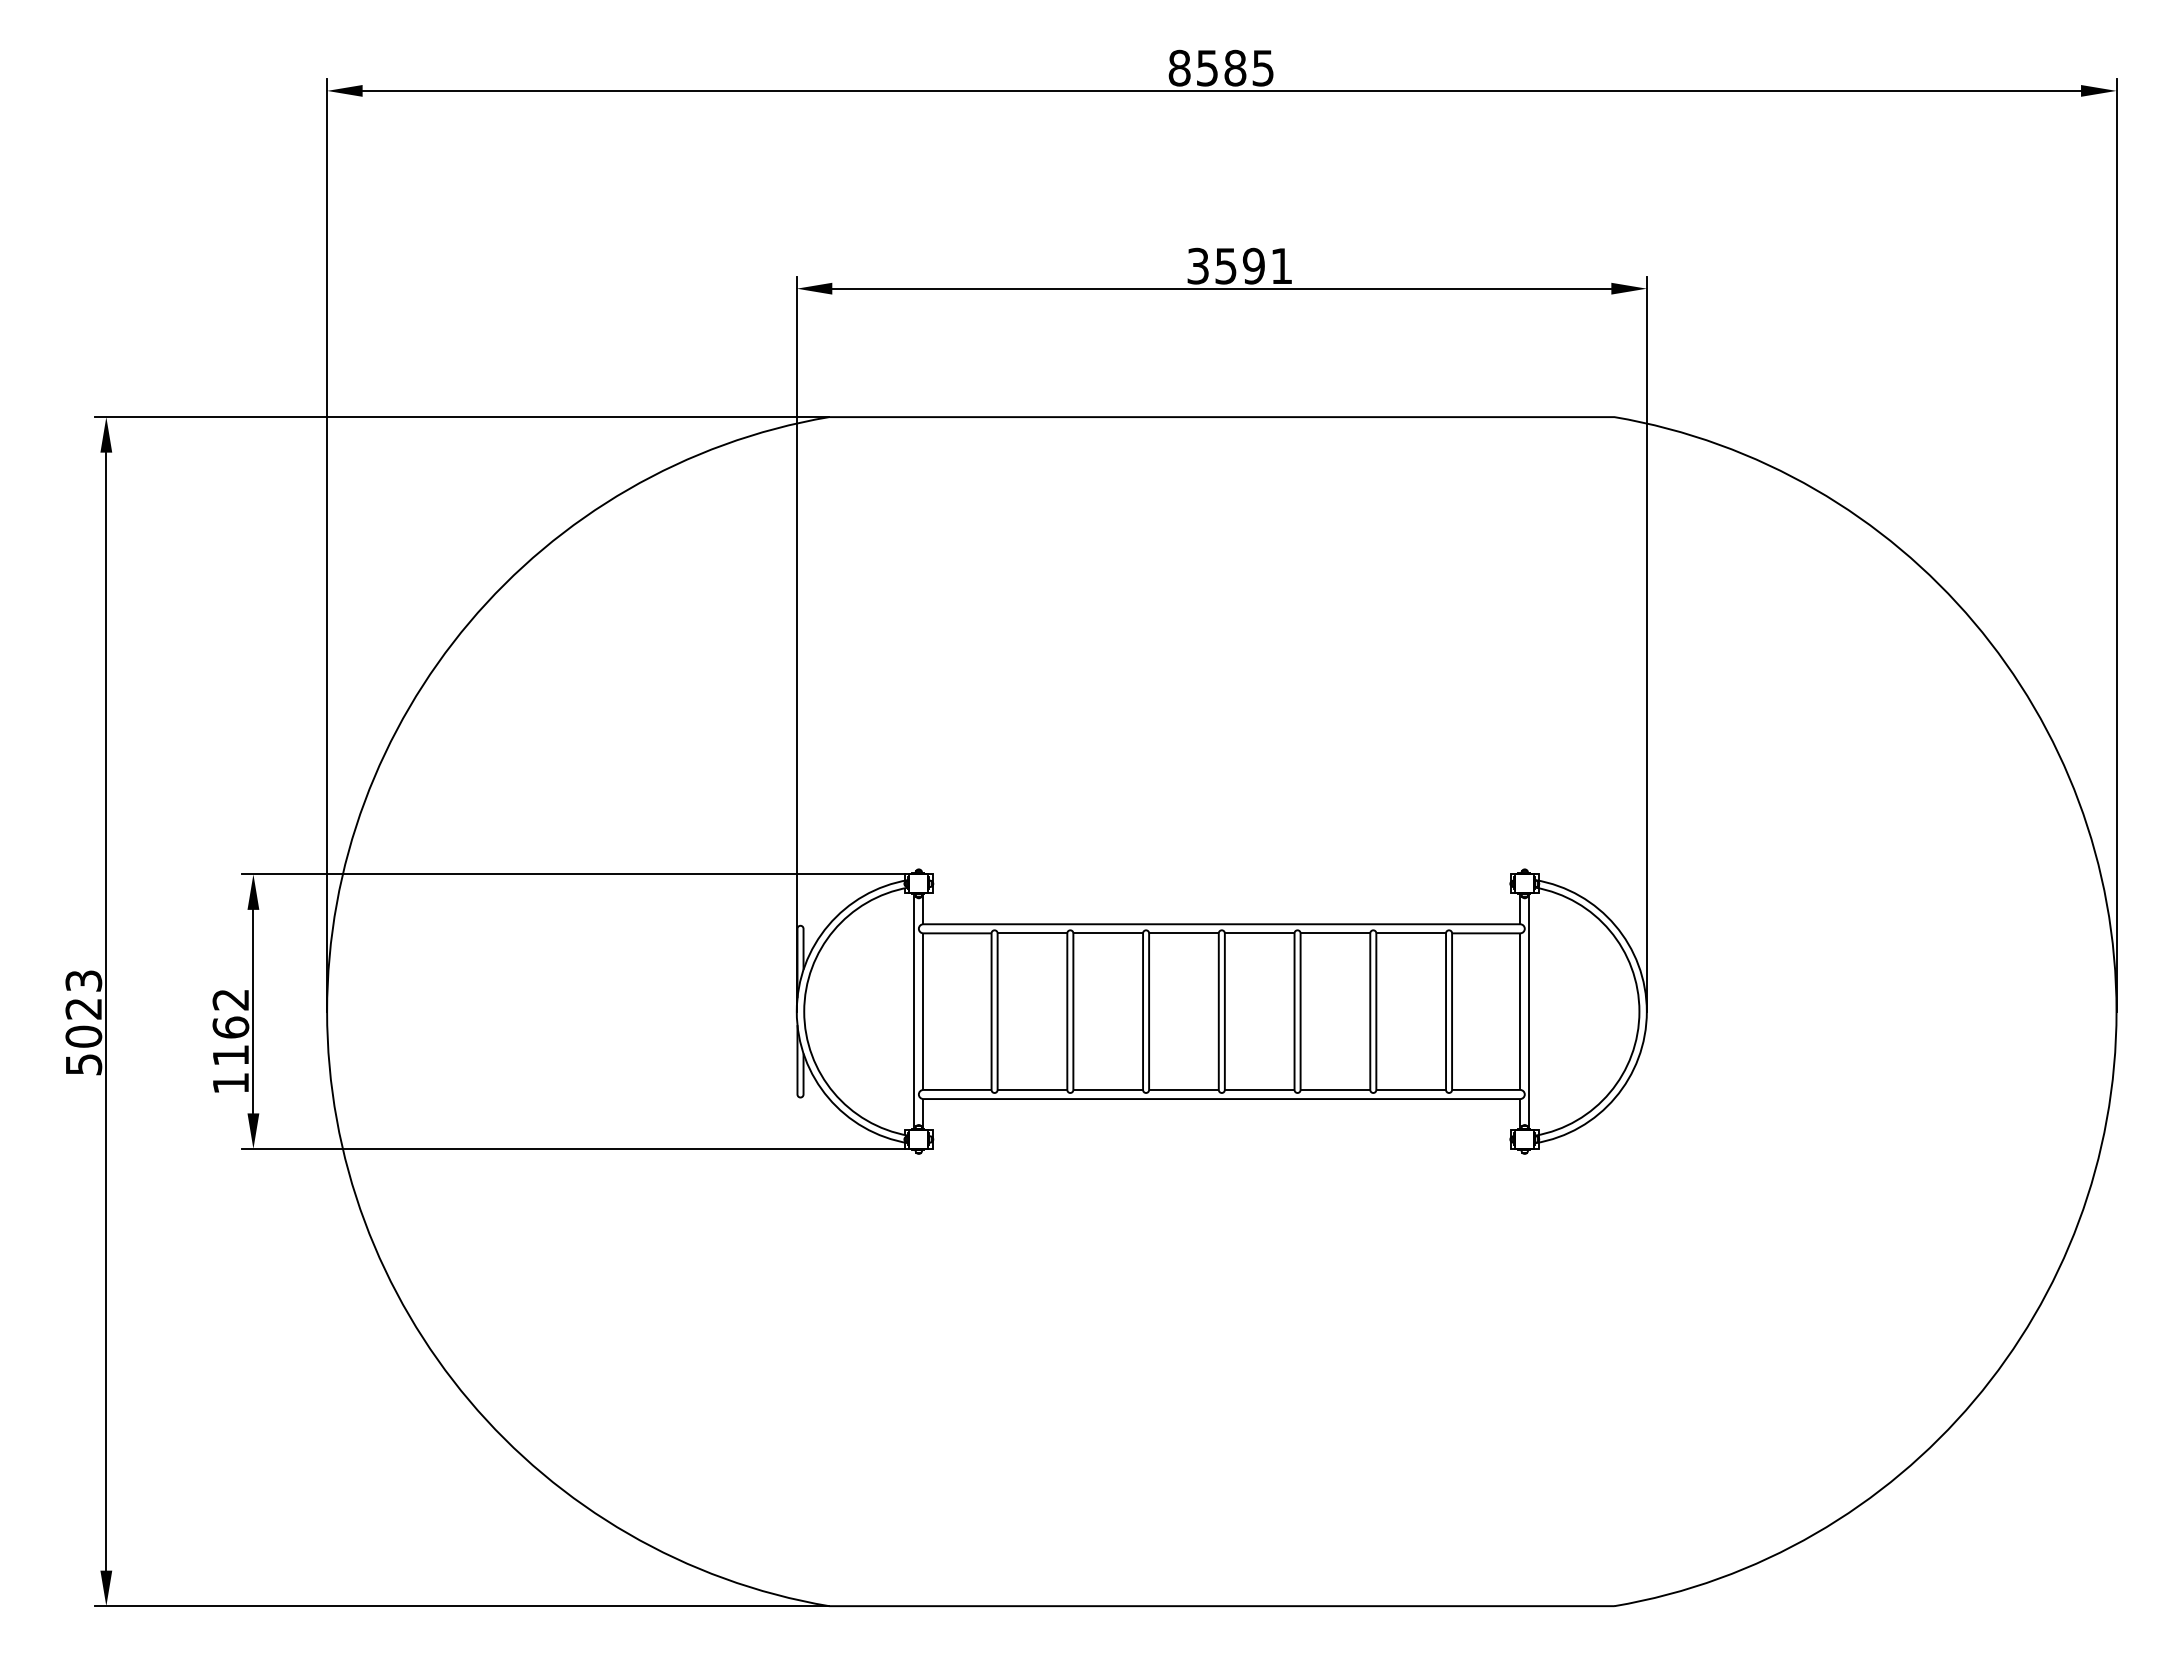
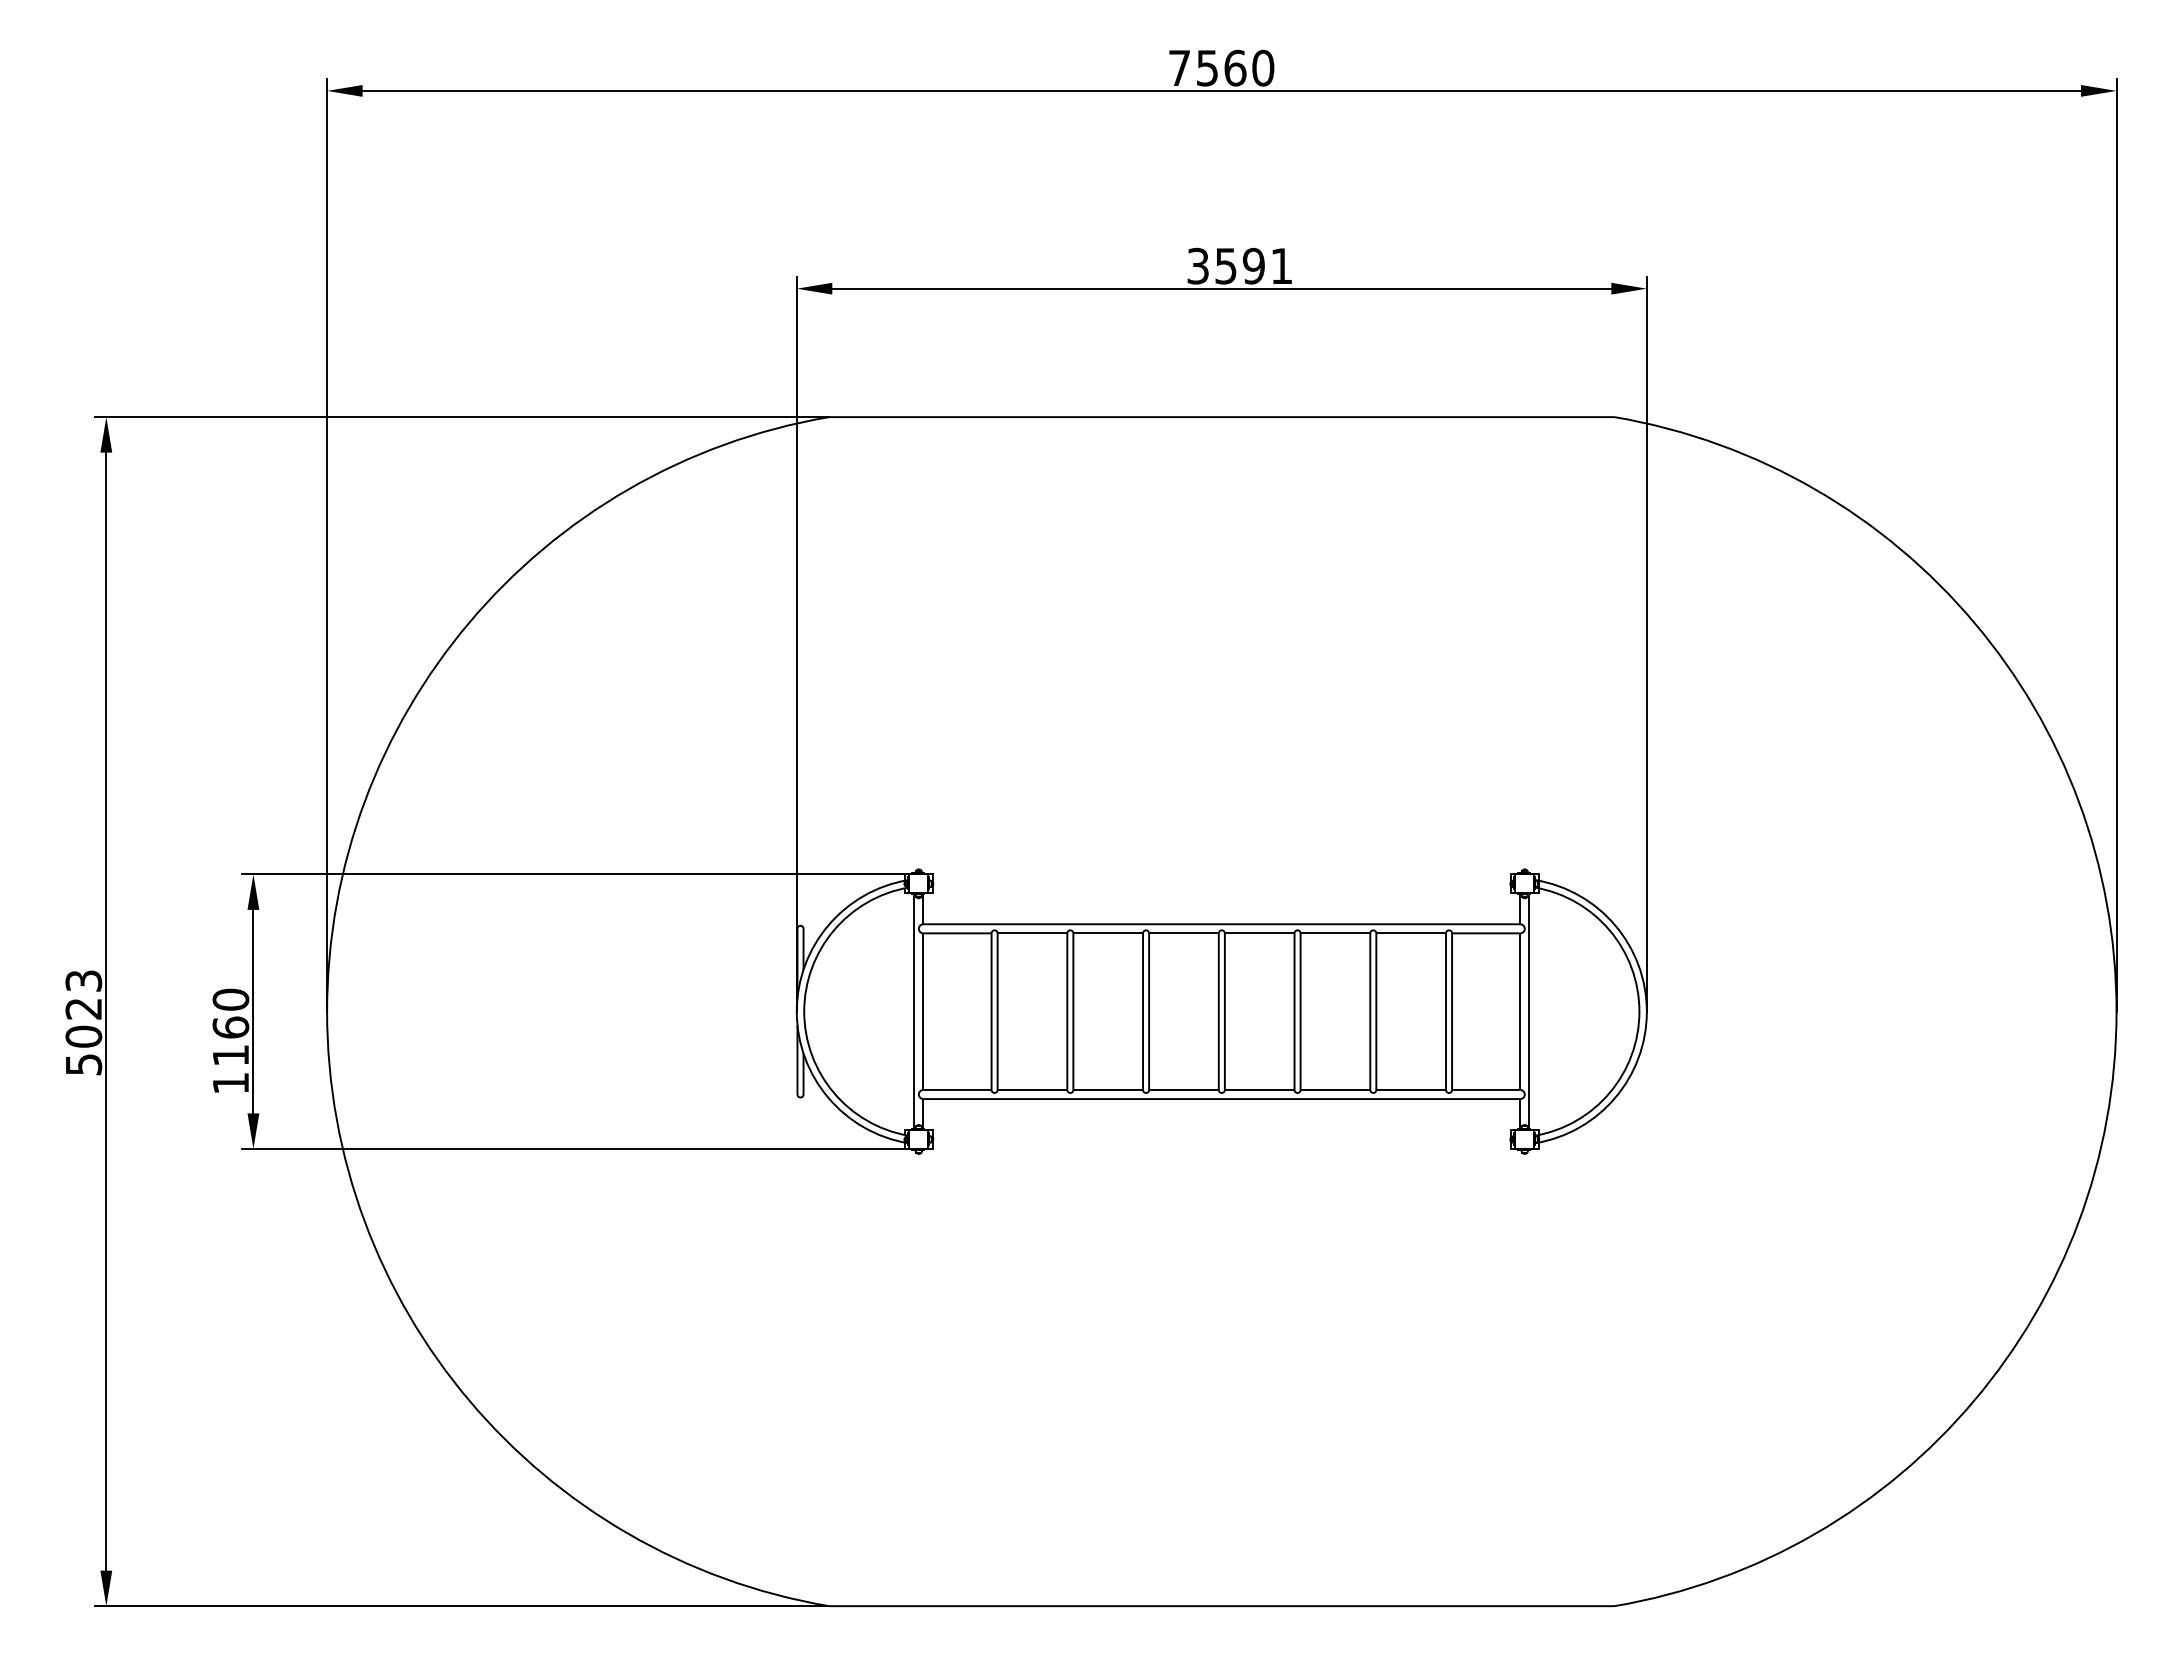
text: 8585 -> 7560 (1221, 67)
text: 1162 -> 1160 (230, 999)
